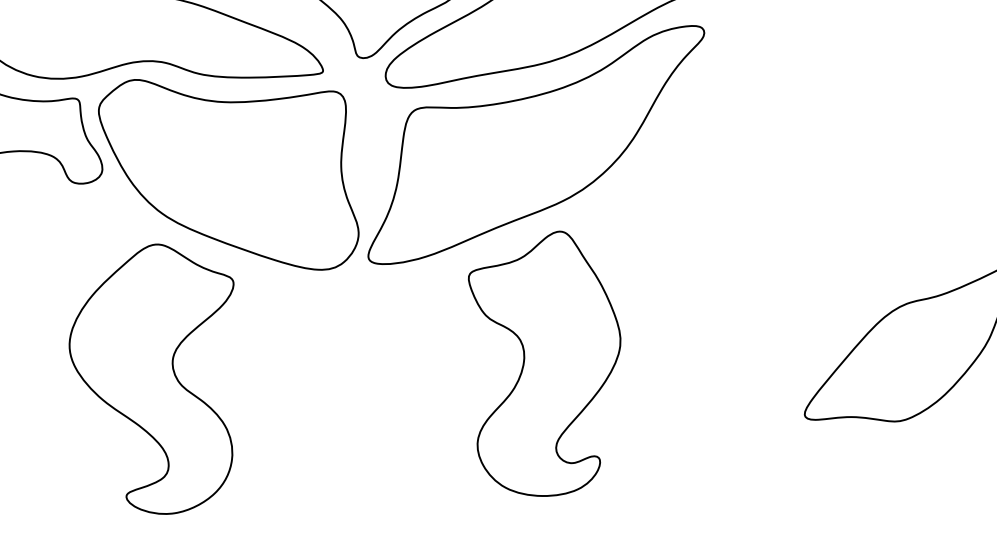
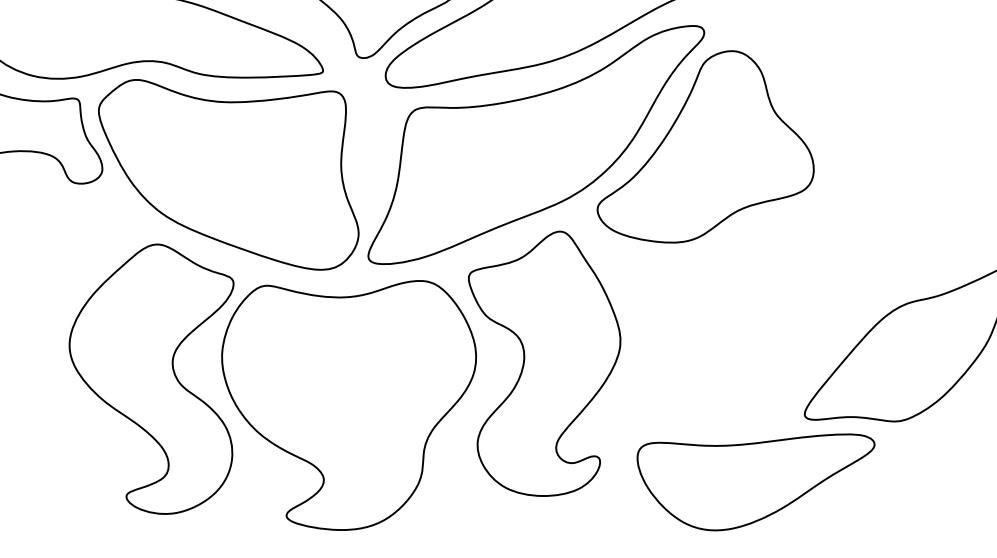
part: none -> present (705, 146)
part: none -> present (349, 405)
part: none -> present (755, 482)
